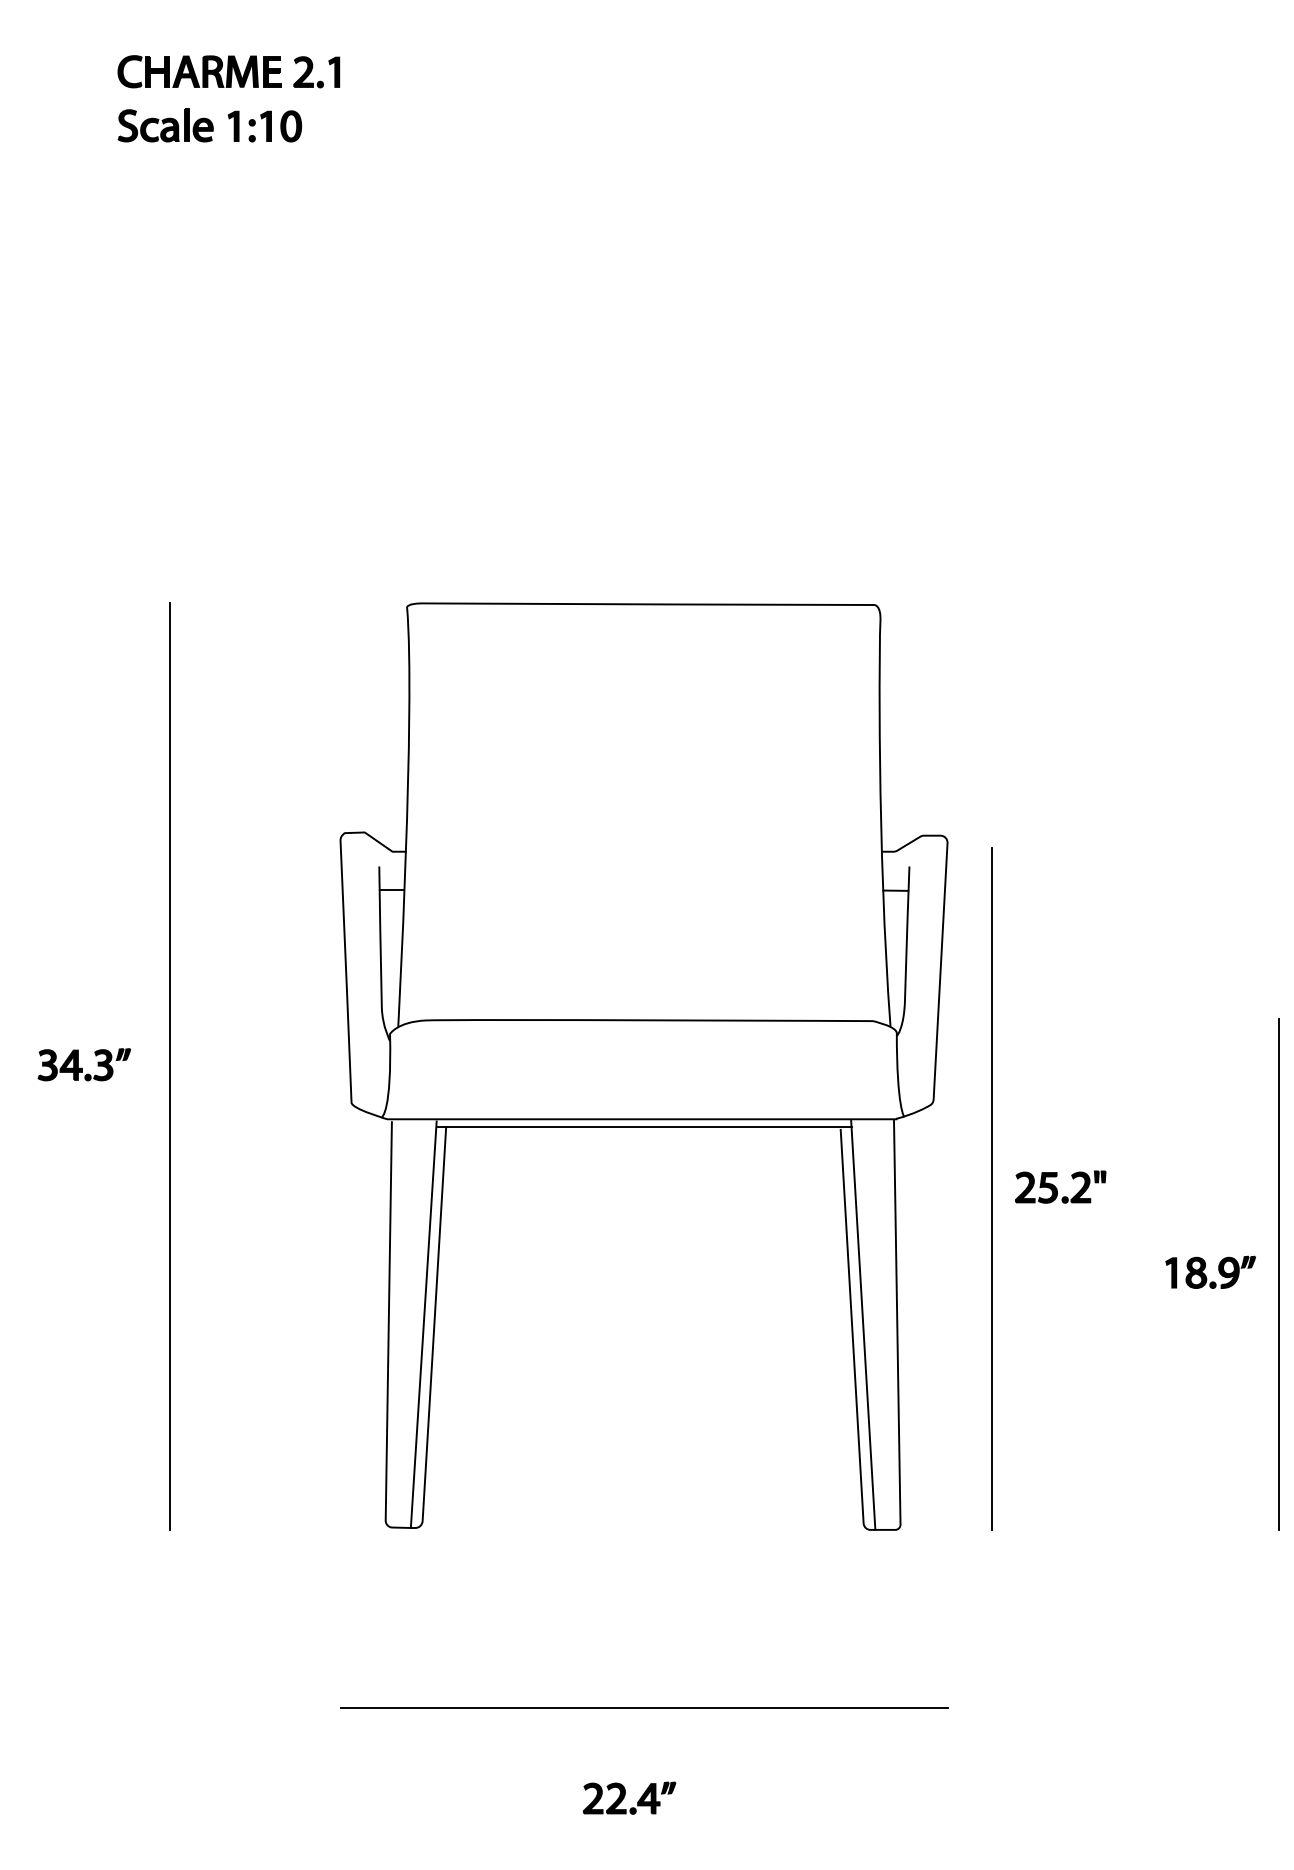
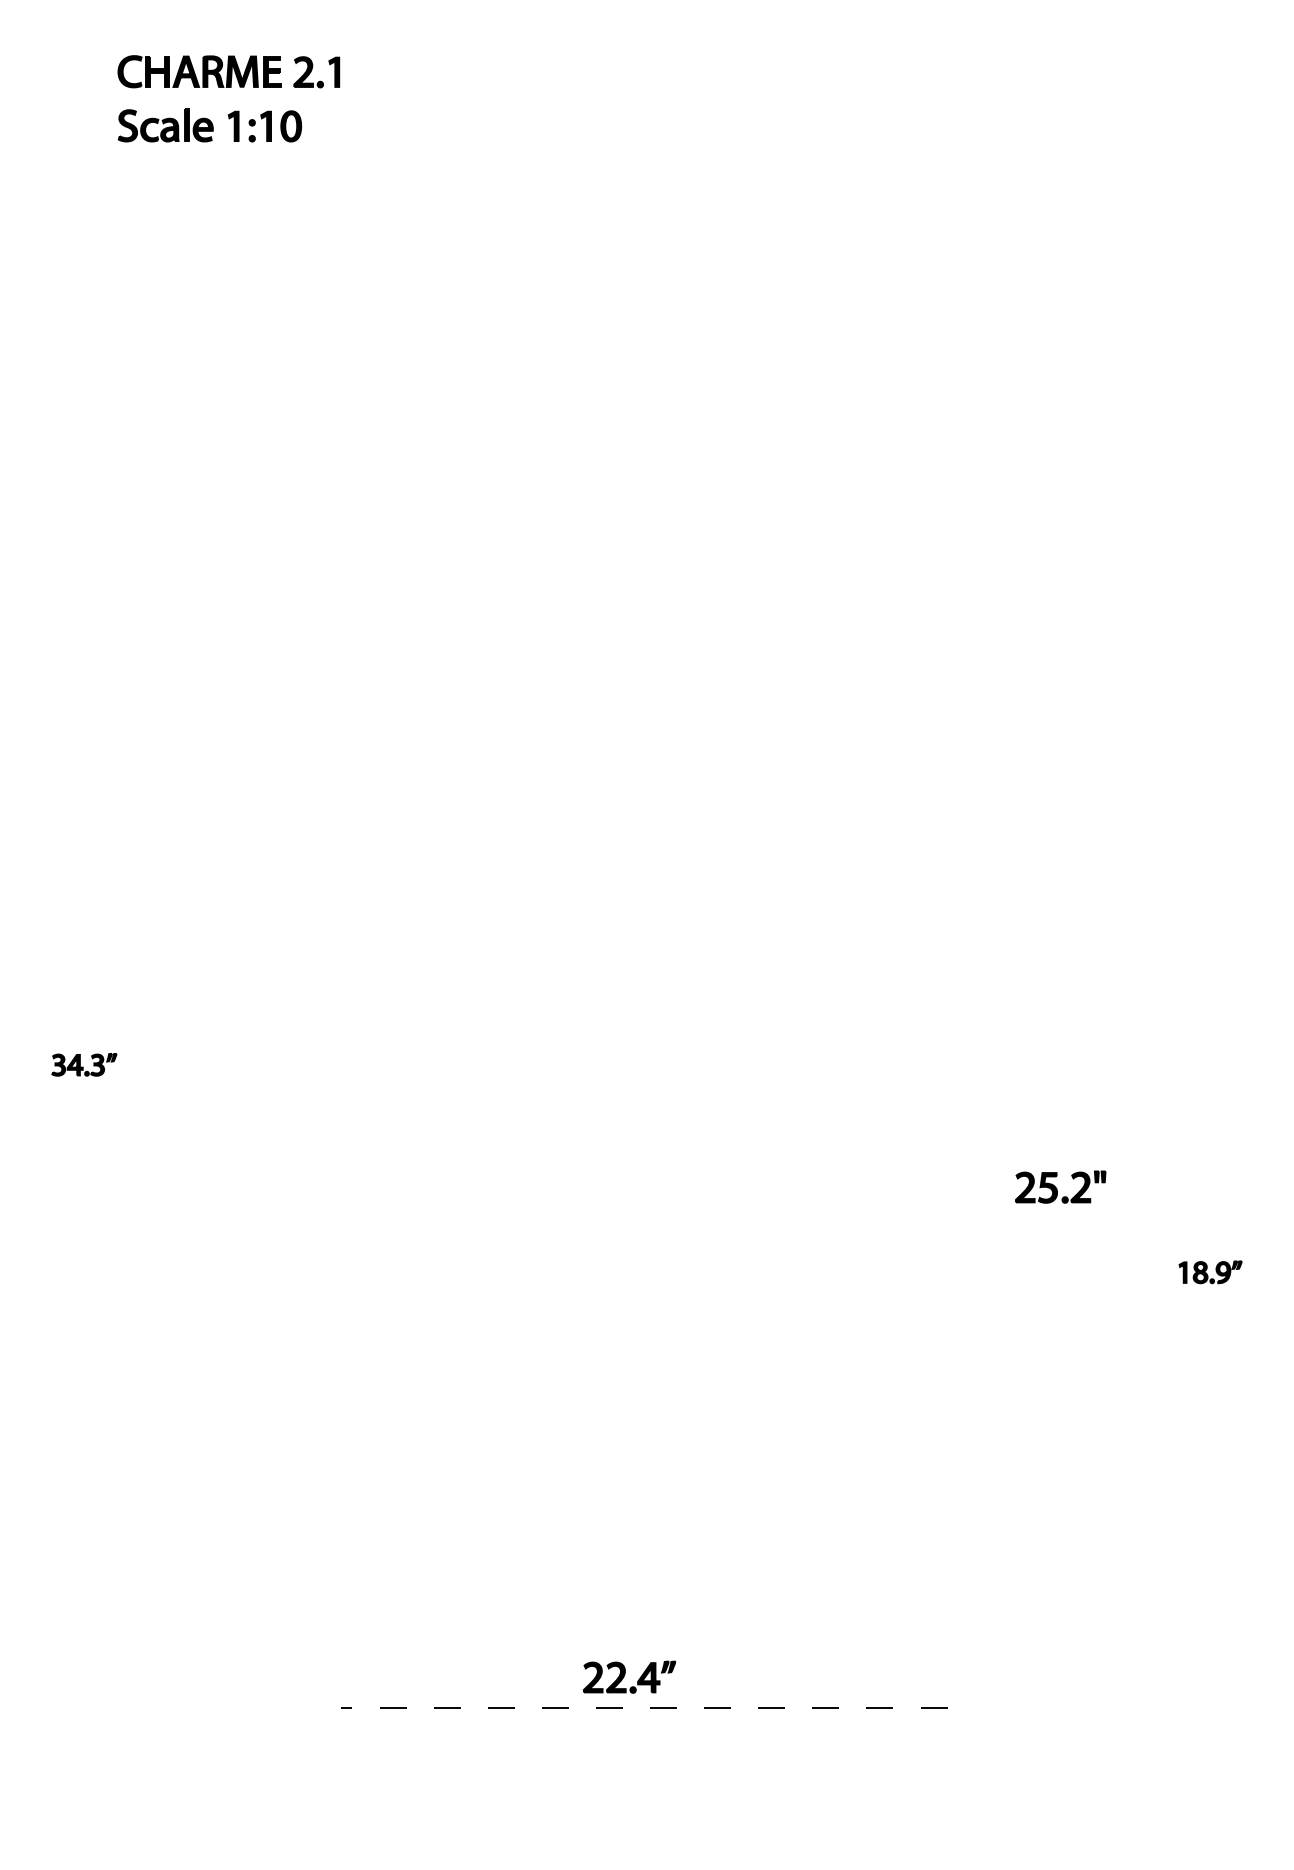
part size: 95x34 px -> 67x24 px (84, 1064)
line: present -> none (169, 1066)
part: present -> none (643, 1066)
line: present -> none (991, 1188)
part size: 91x34 px -> 65x25 px (1210, 1272)
line: present -> none (1278, 1273)
line: solid -> dashed (644, 1707)
part position: (629, 1797) -> (629, 1676) (629, 1676)
